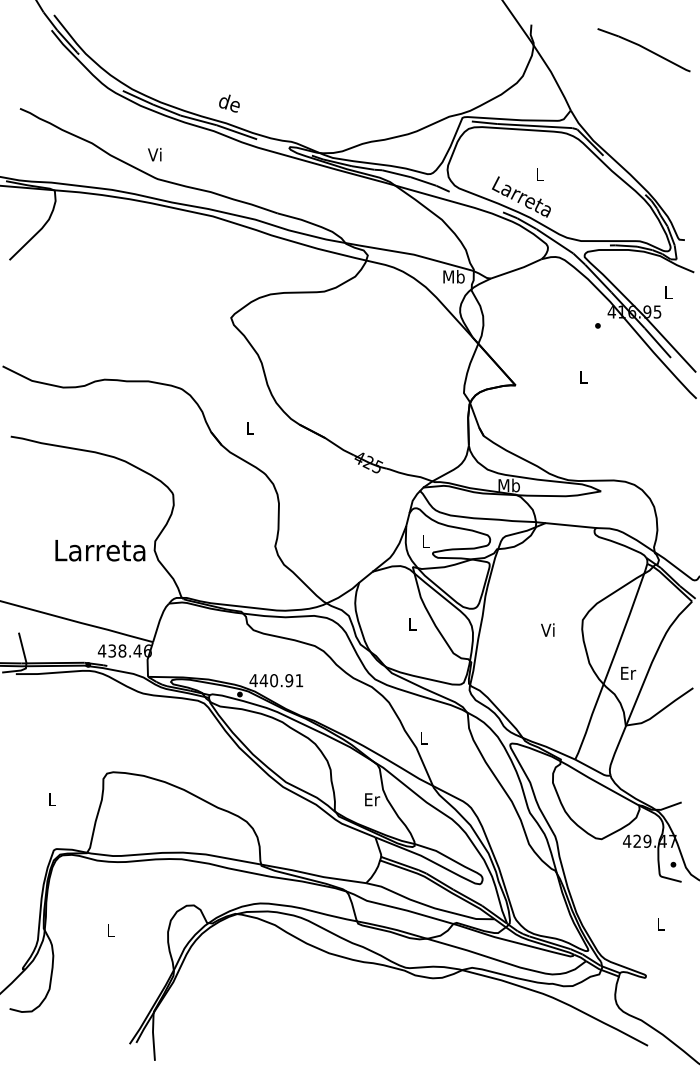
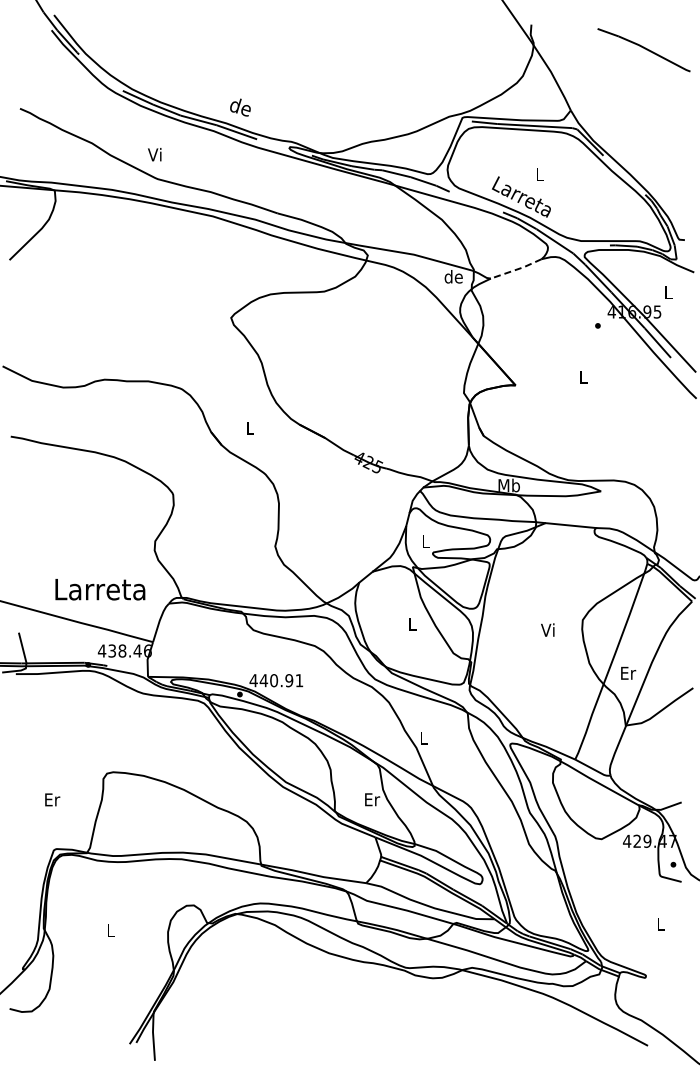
text position: (229, 103) -> (240, 107) (240, 107)
line: solid -> dashed (516, 269)
text: Mb -> de (453, 276)
text position: (100, 550) -> (100, 589) (100, 589)
text: L -> Er (52, 799)
